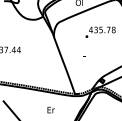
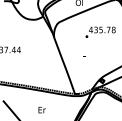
text position: (50, 110) -> (41, 110) (41, 110)
